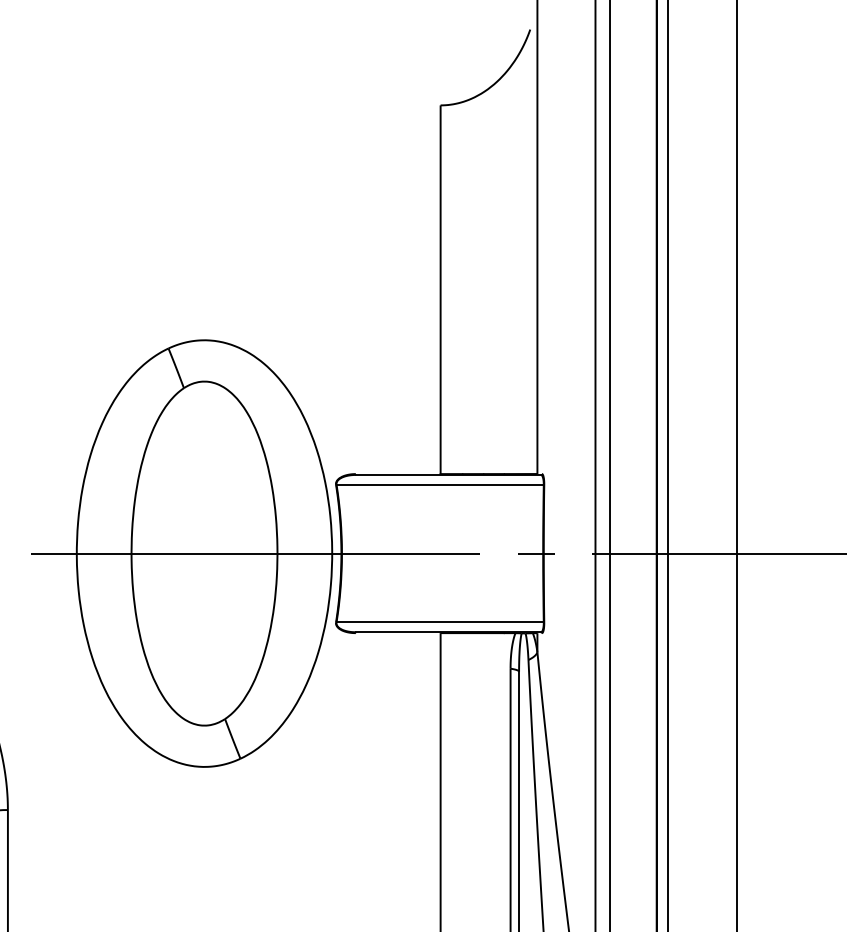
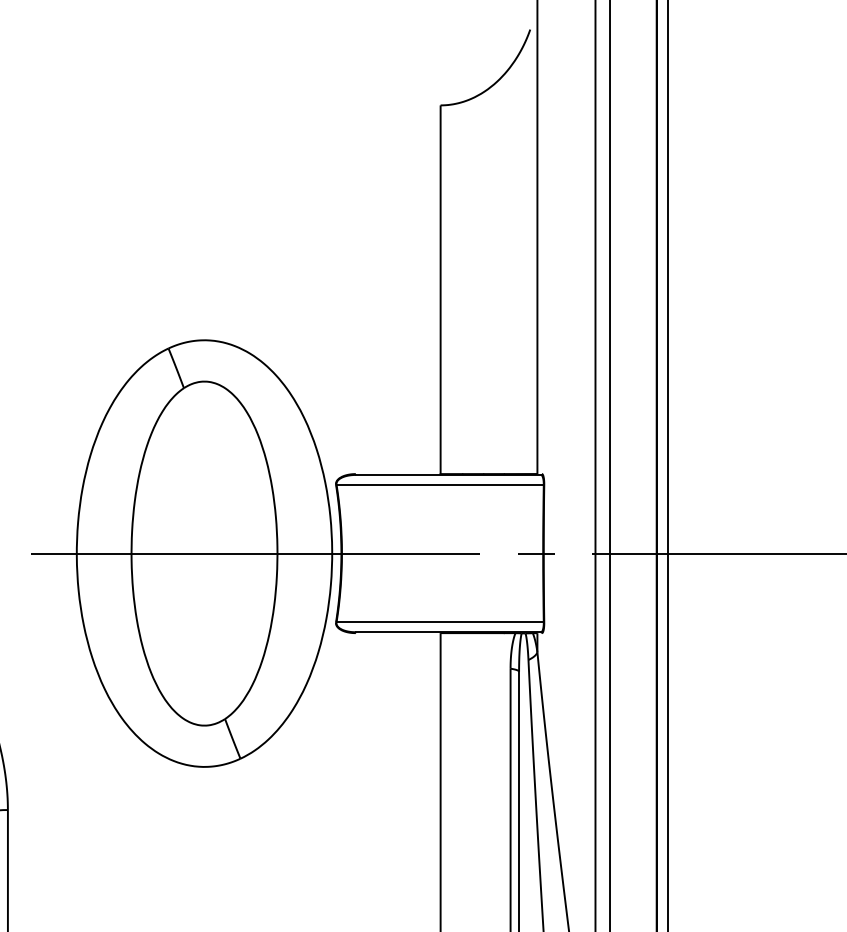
line: present -> none (737, 465)
